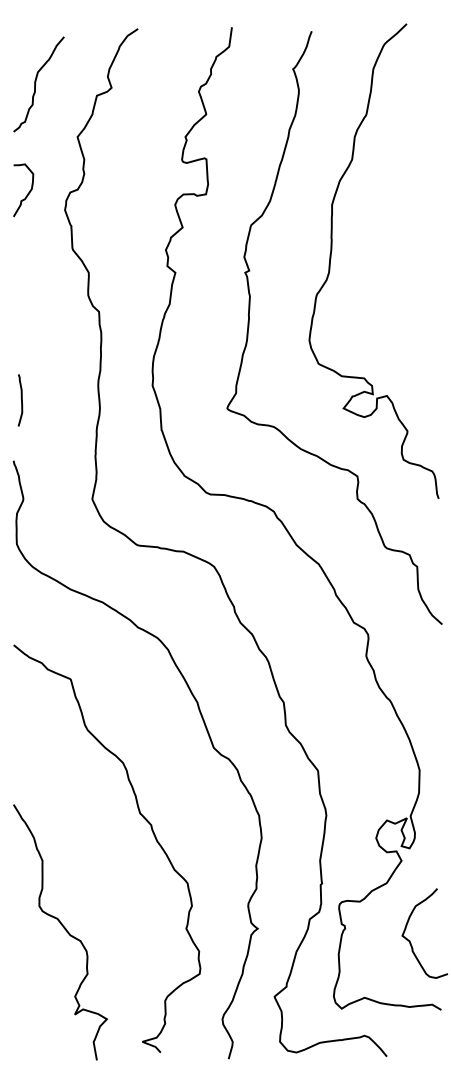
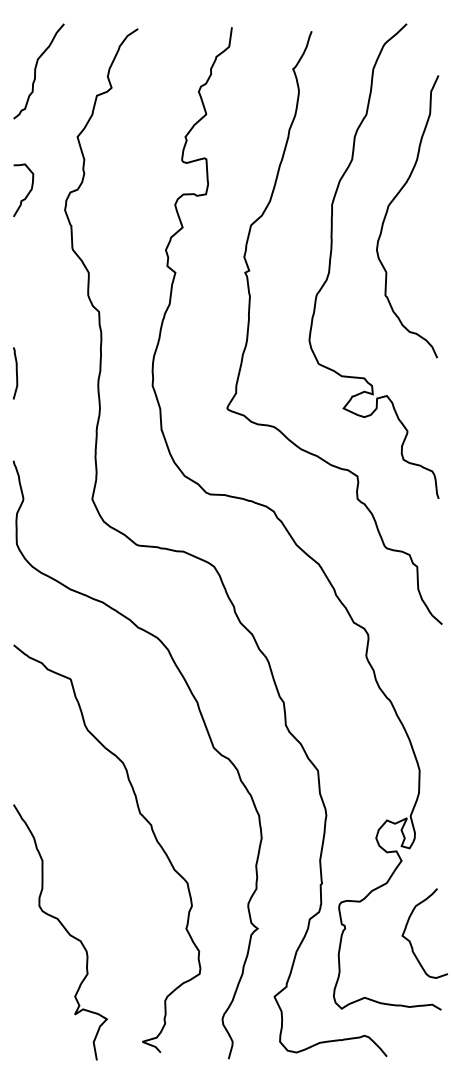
curve position: (36, 83) -> (36, 70) (36, 70)
curve: none -> present (388, 210)
curve position: (21, 400) -> (16, 373) (16, 373)
